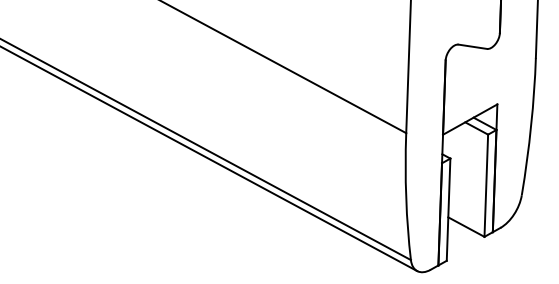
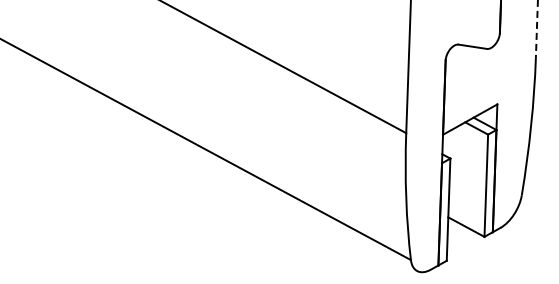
line: solid -> dashed (536, 29)
line: present -> none (209, 159)
